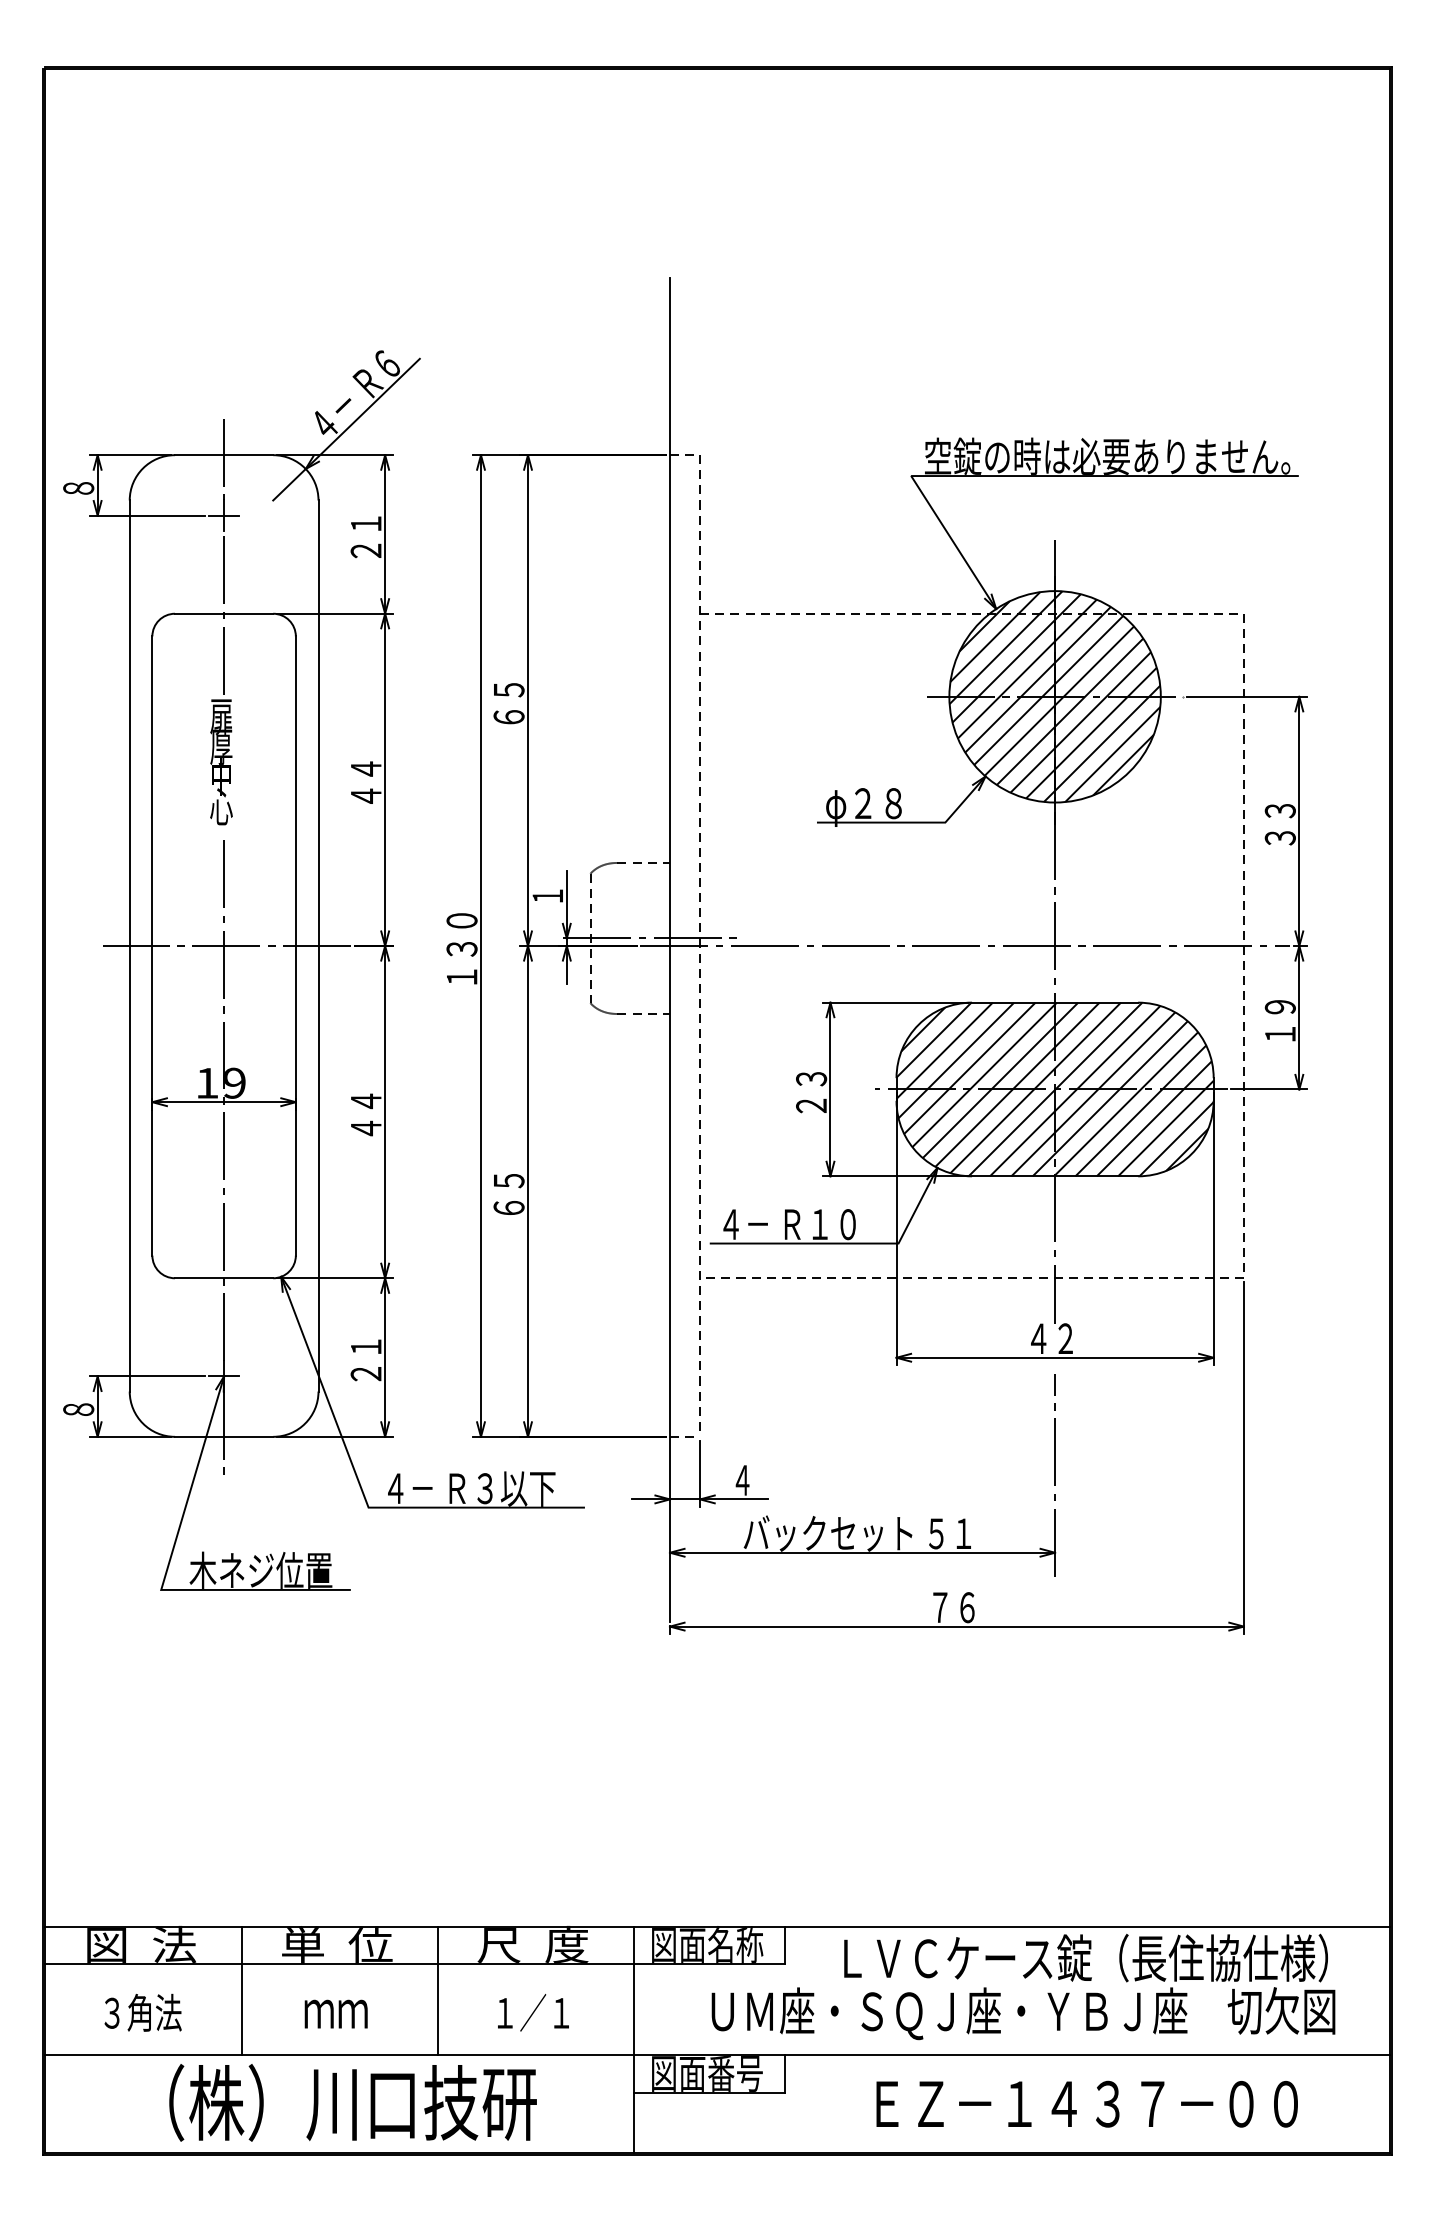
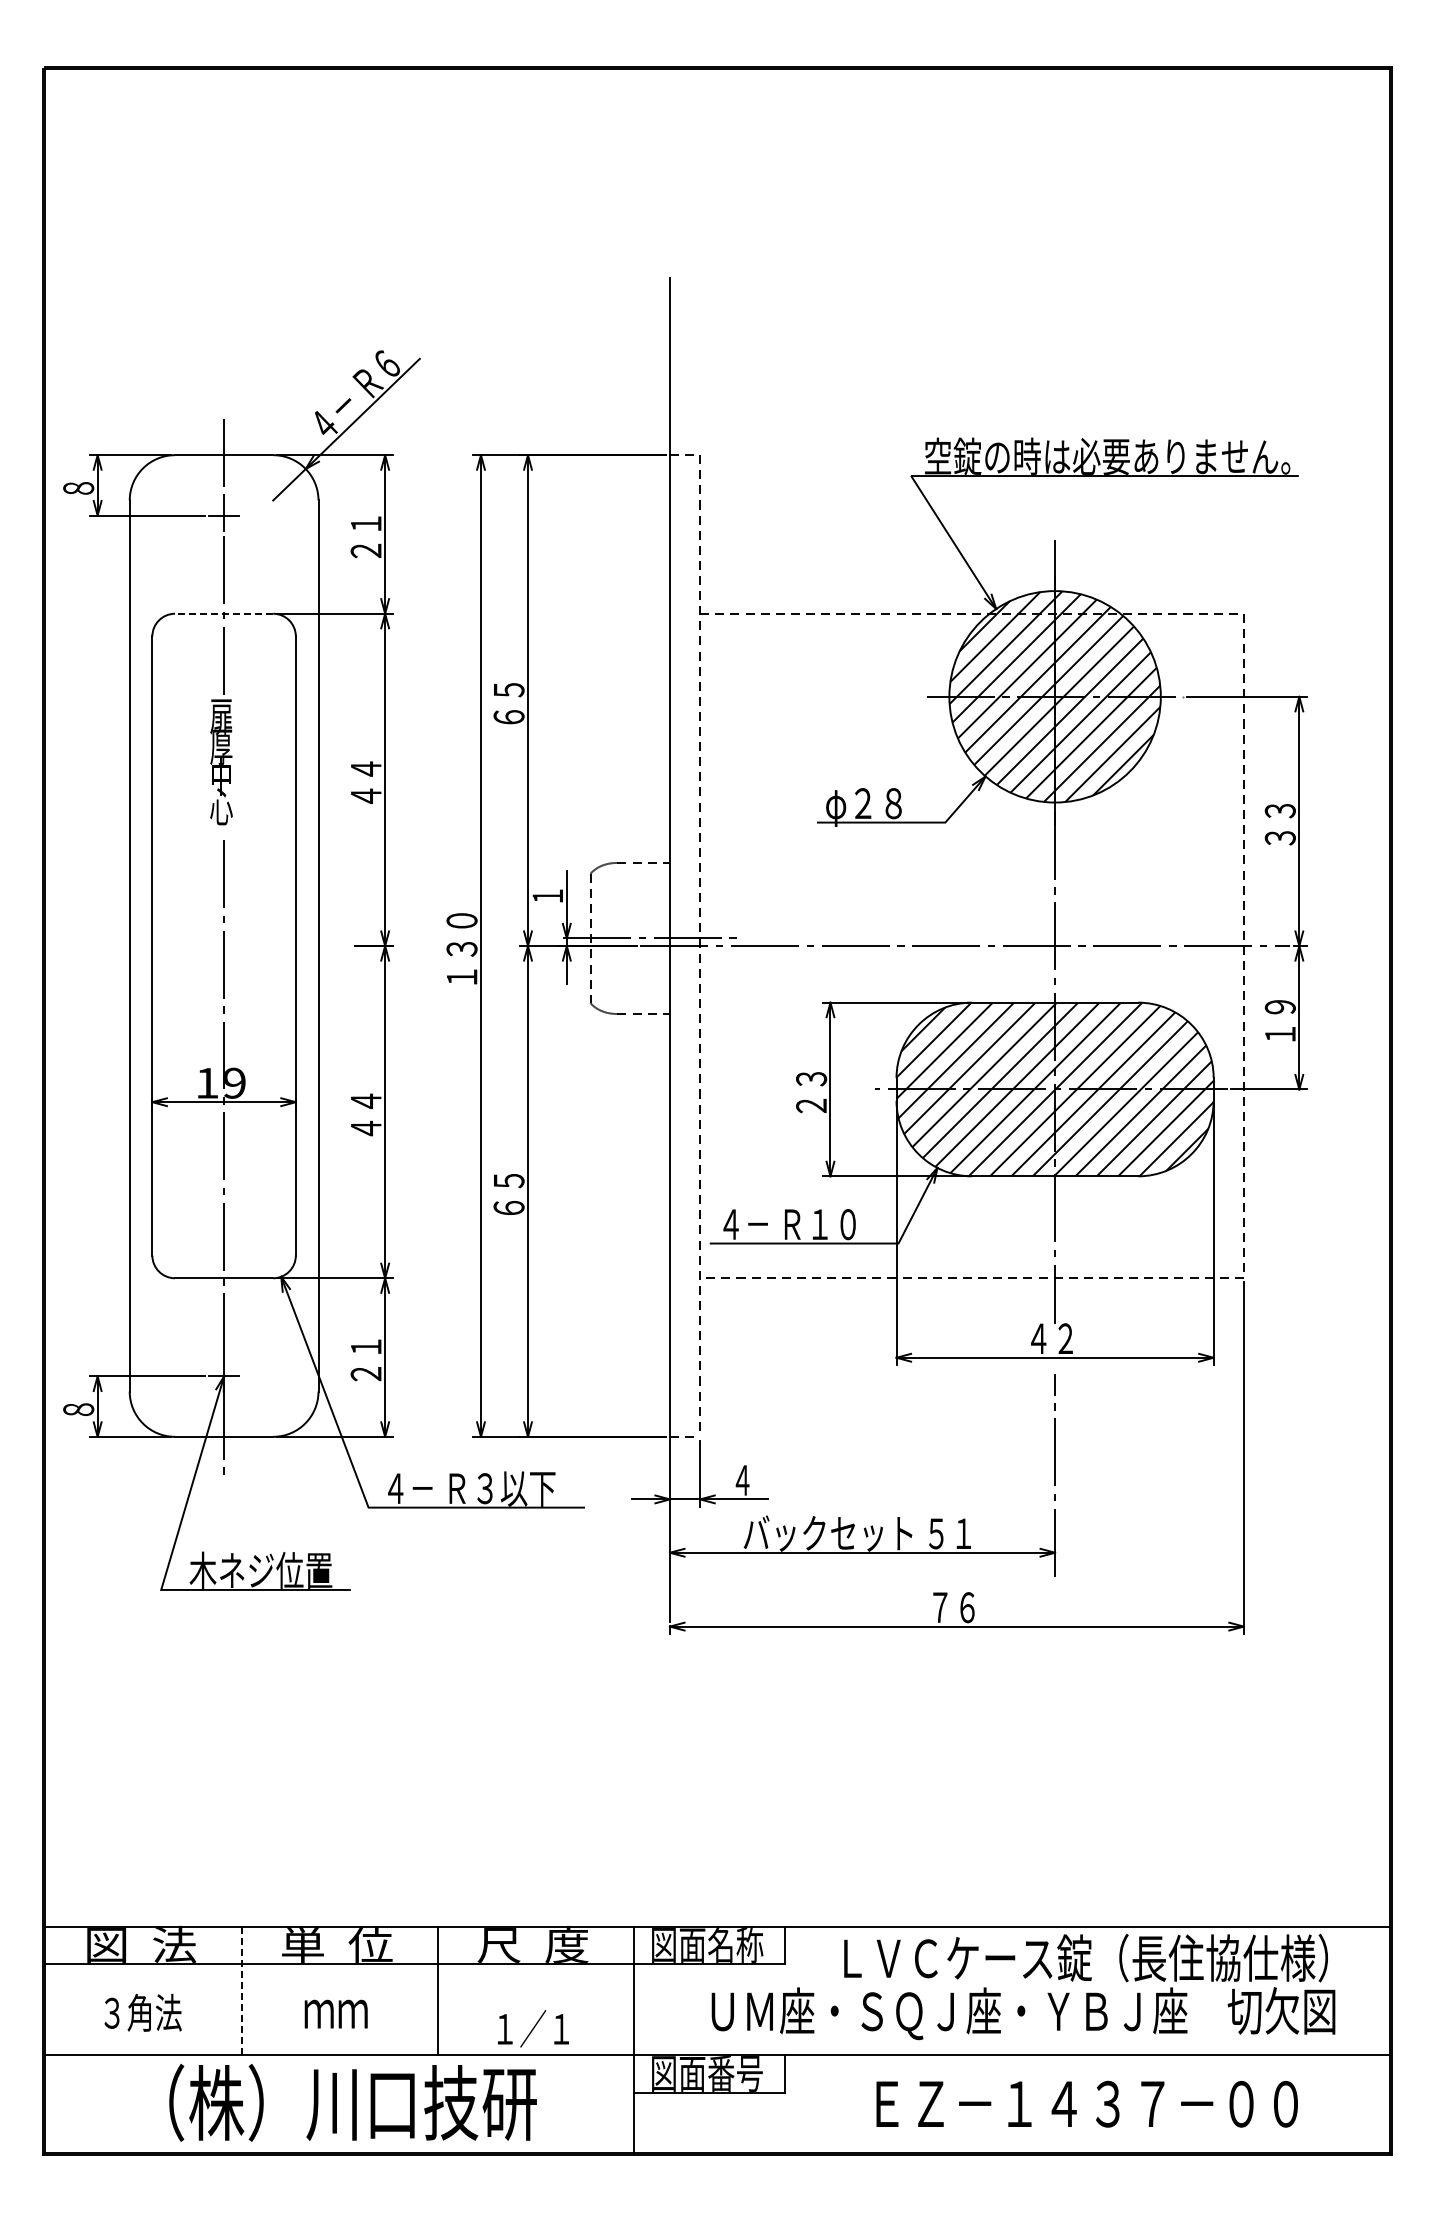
line: solid -> dashed (223, 613)
line: present -> none (226, 946)
line: solid -> dashed (241, 1990)
text position: (533, 2012) -> (533, 2028) (533, 2028)
